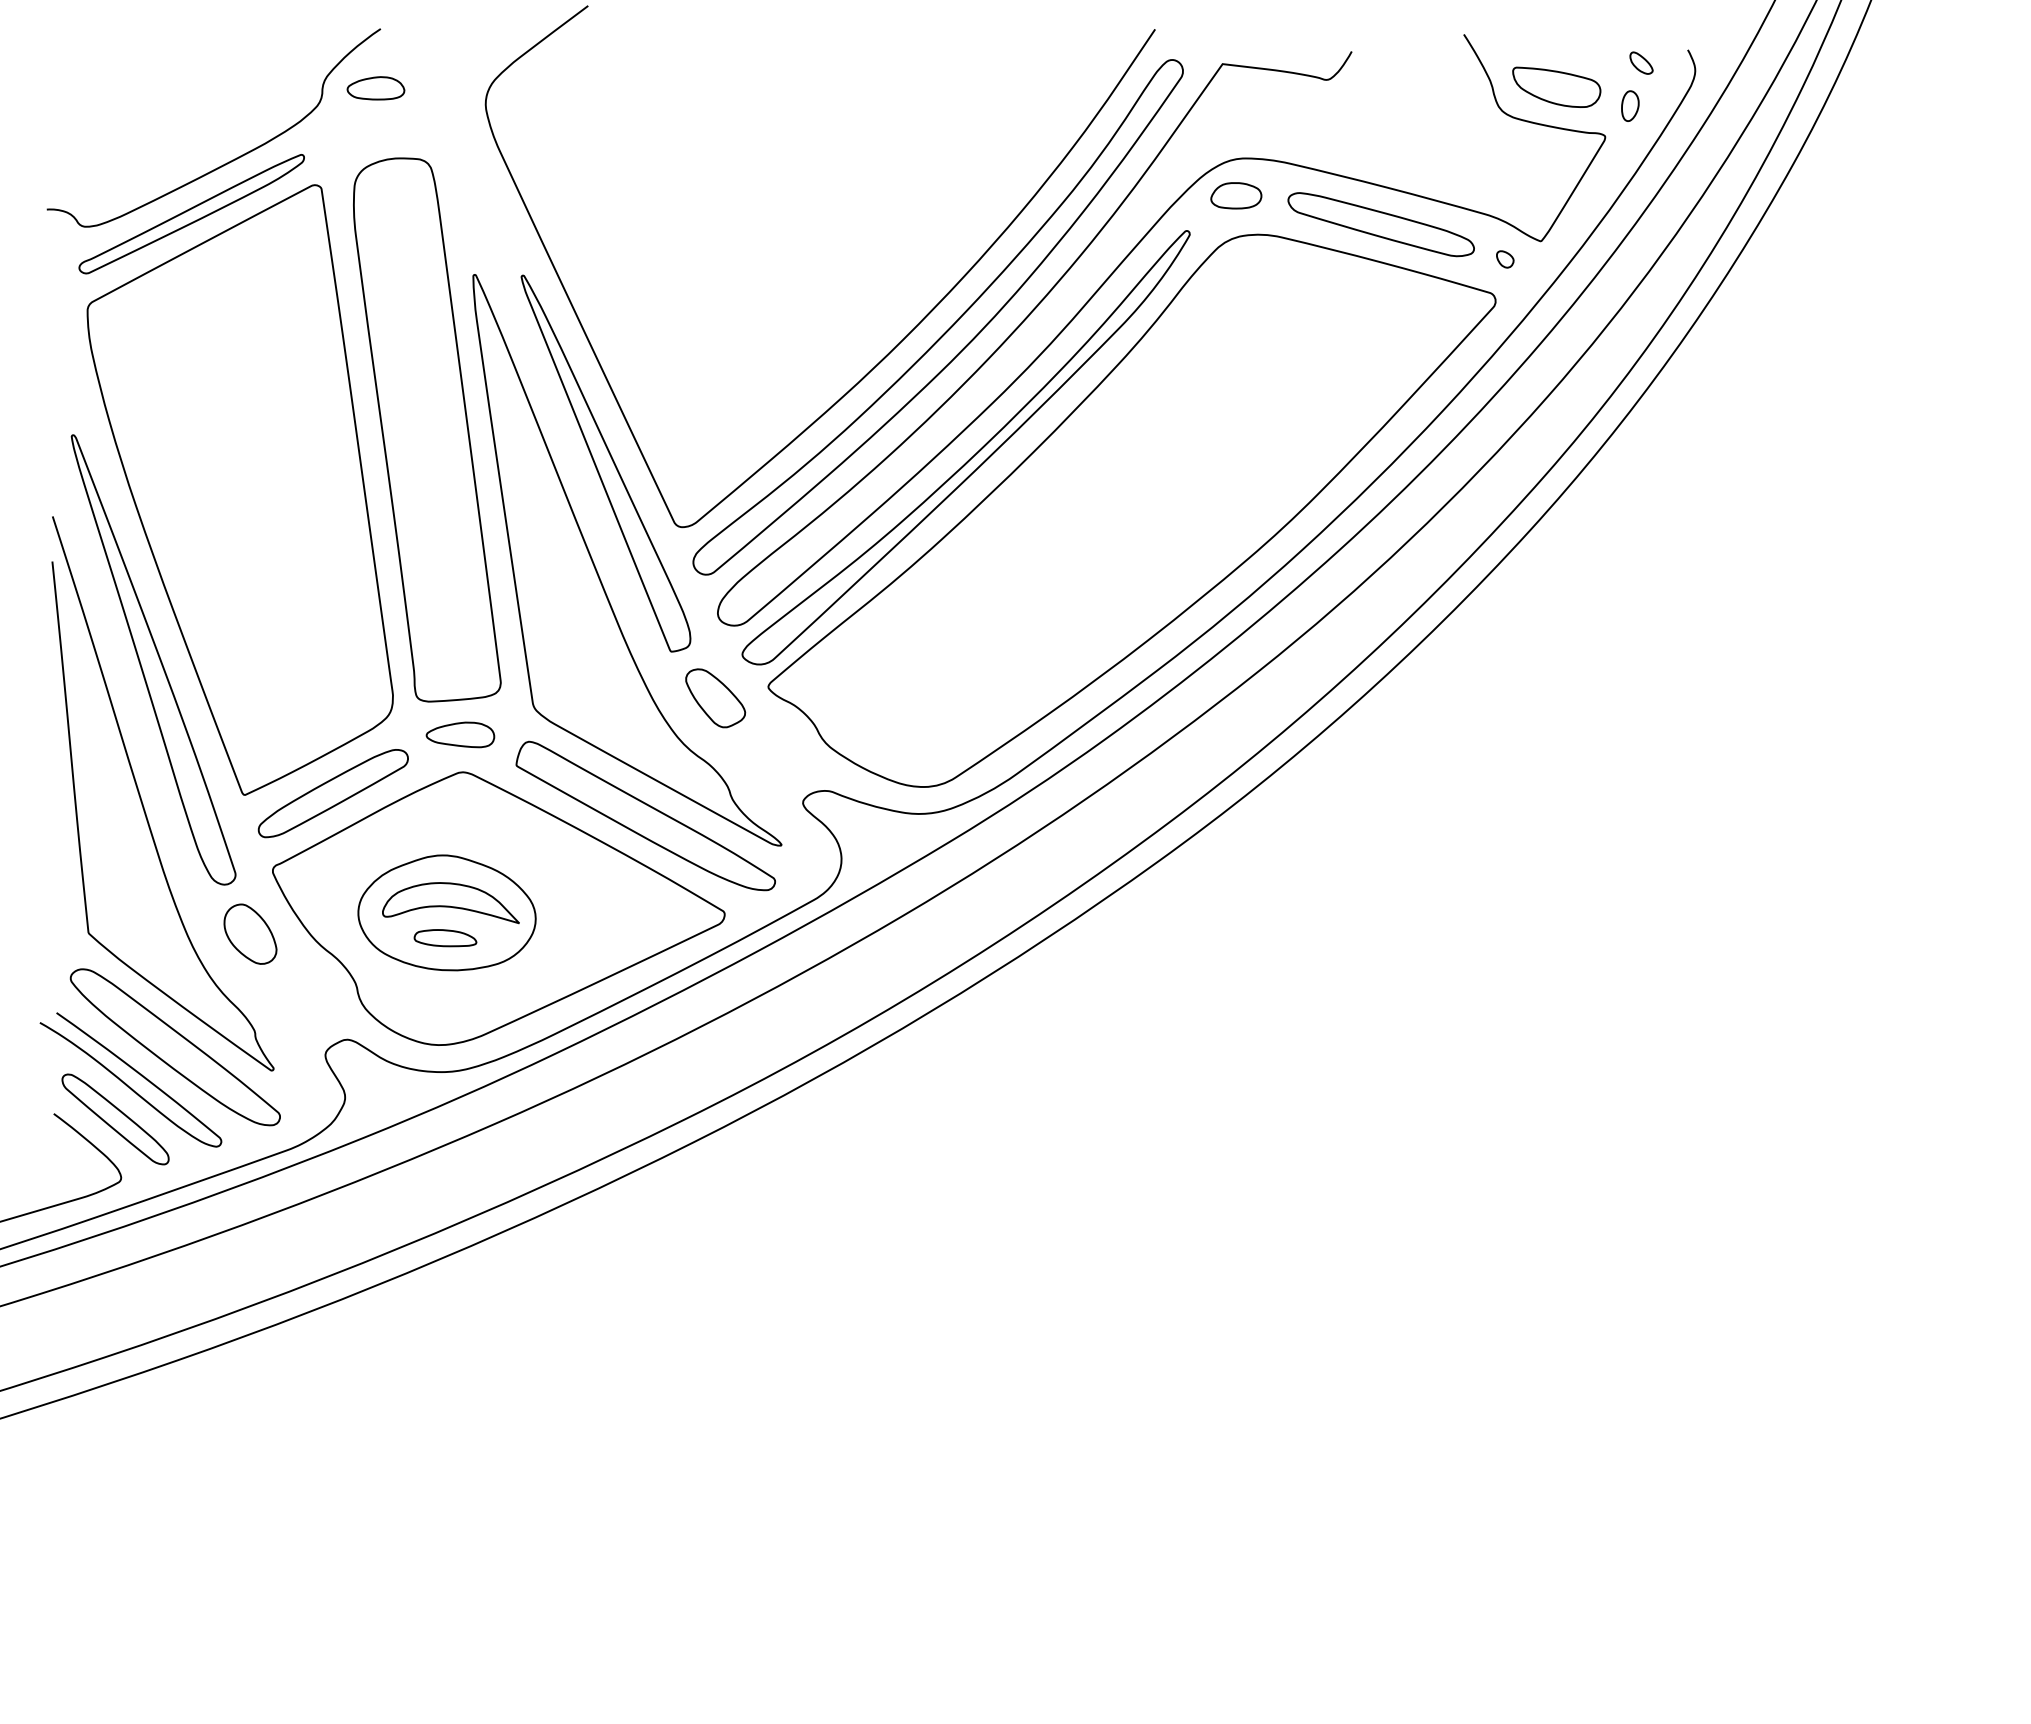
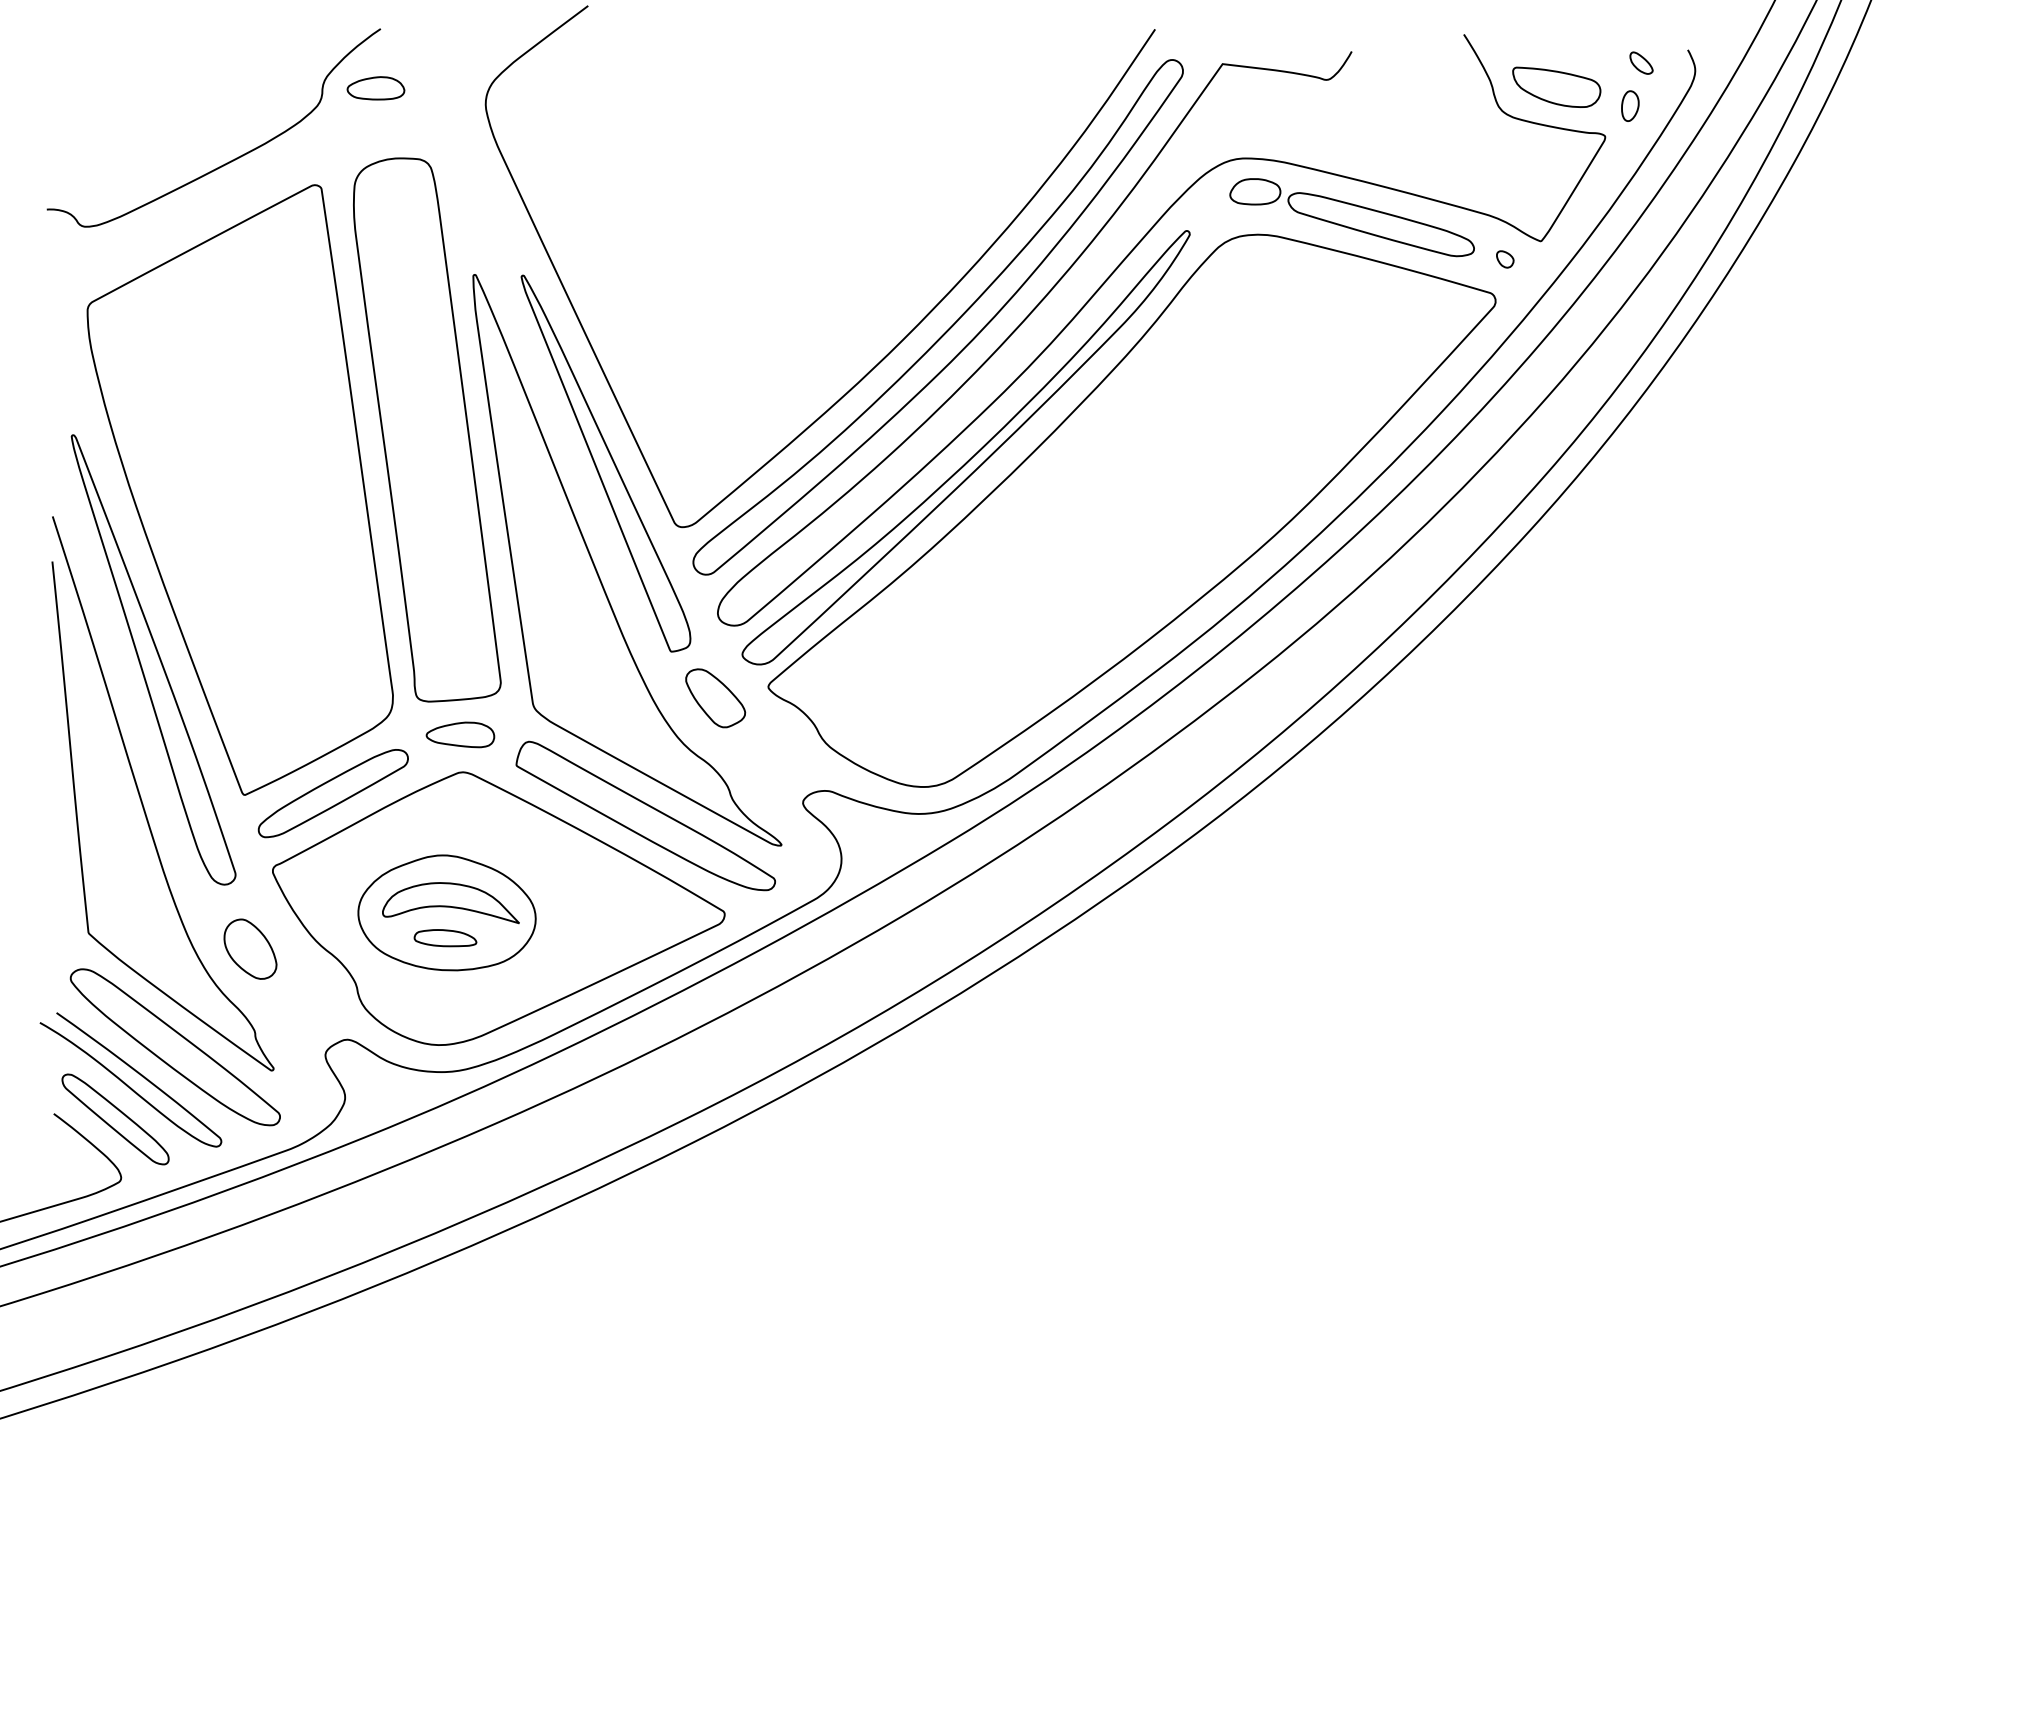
part position: (1236, 195) -> (1255, 191) (1255, 191)
part: present -> none (191, 214)
part position: (250, 933) -> (250, 948) (250, 948)
